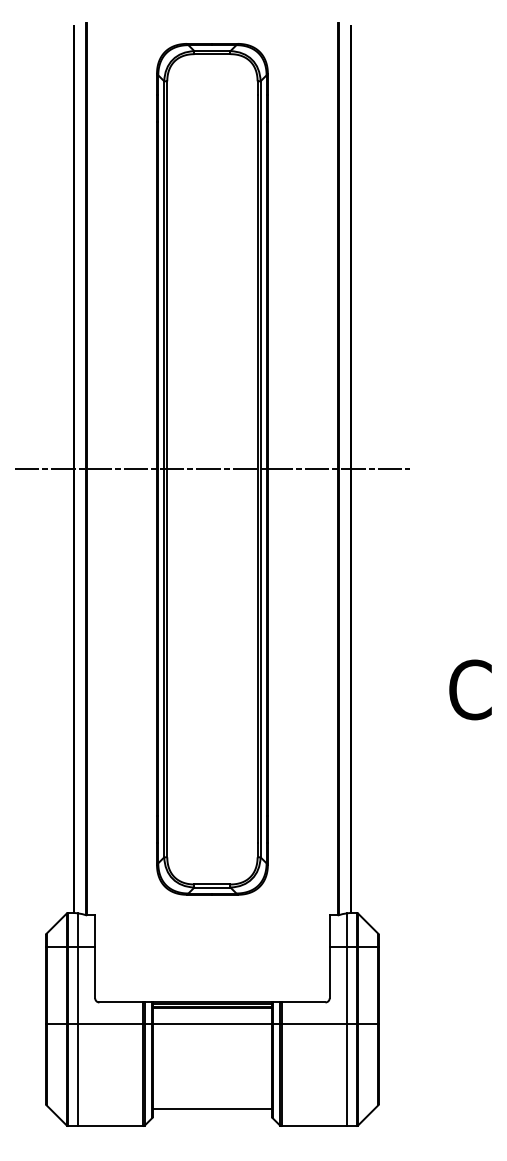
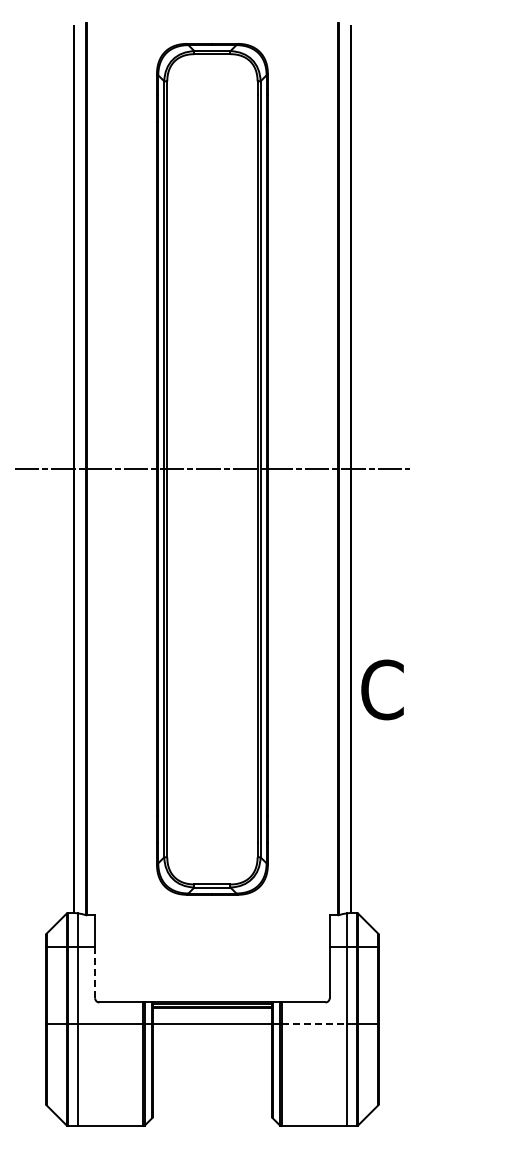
text position: (470, 689) -> (382, 689) (382, 689)
line: solid -> dashed (95, 972)
line: solid -> dashed (314, 1023)
line: present -> none (212, 1109)
